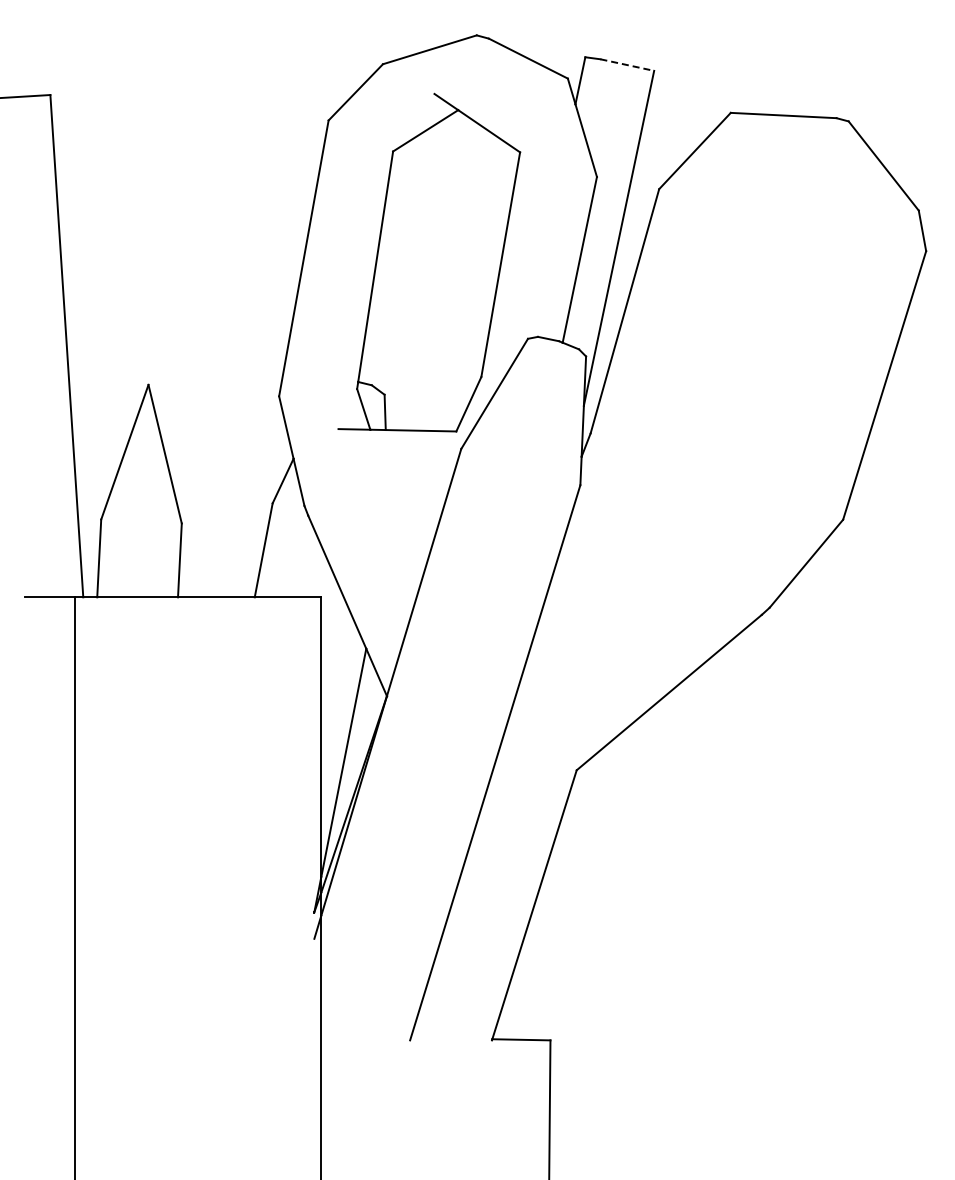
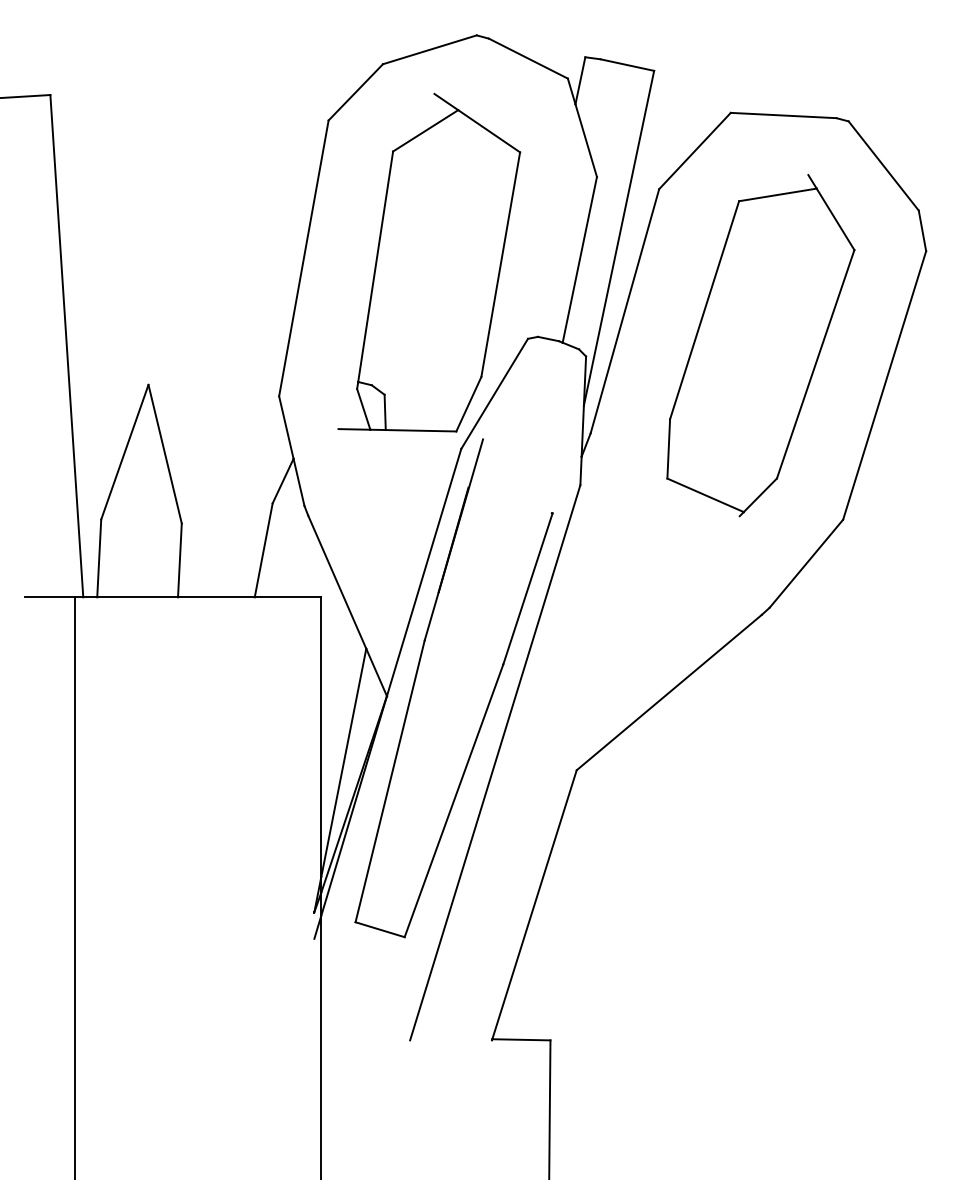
line: dashed -> solid (627, 65)
part: none -> present (760, 345)
part: none -> present (487, 704)
